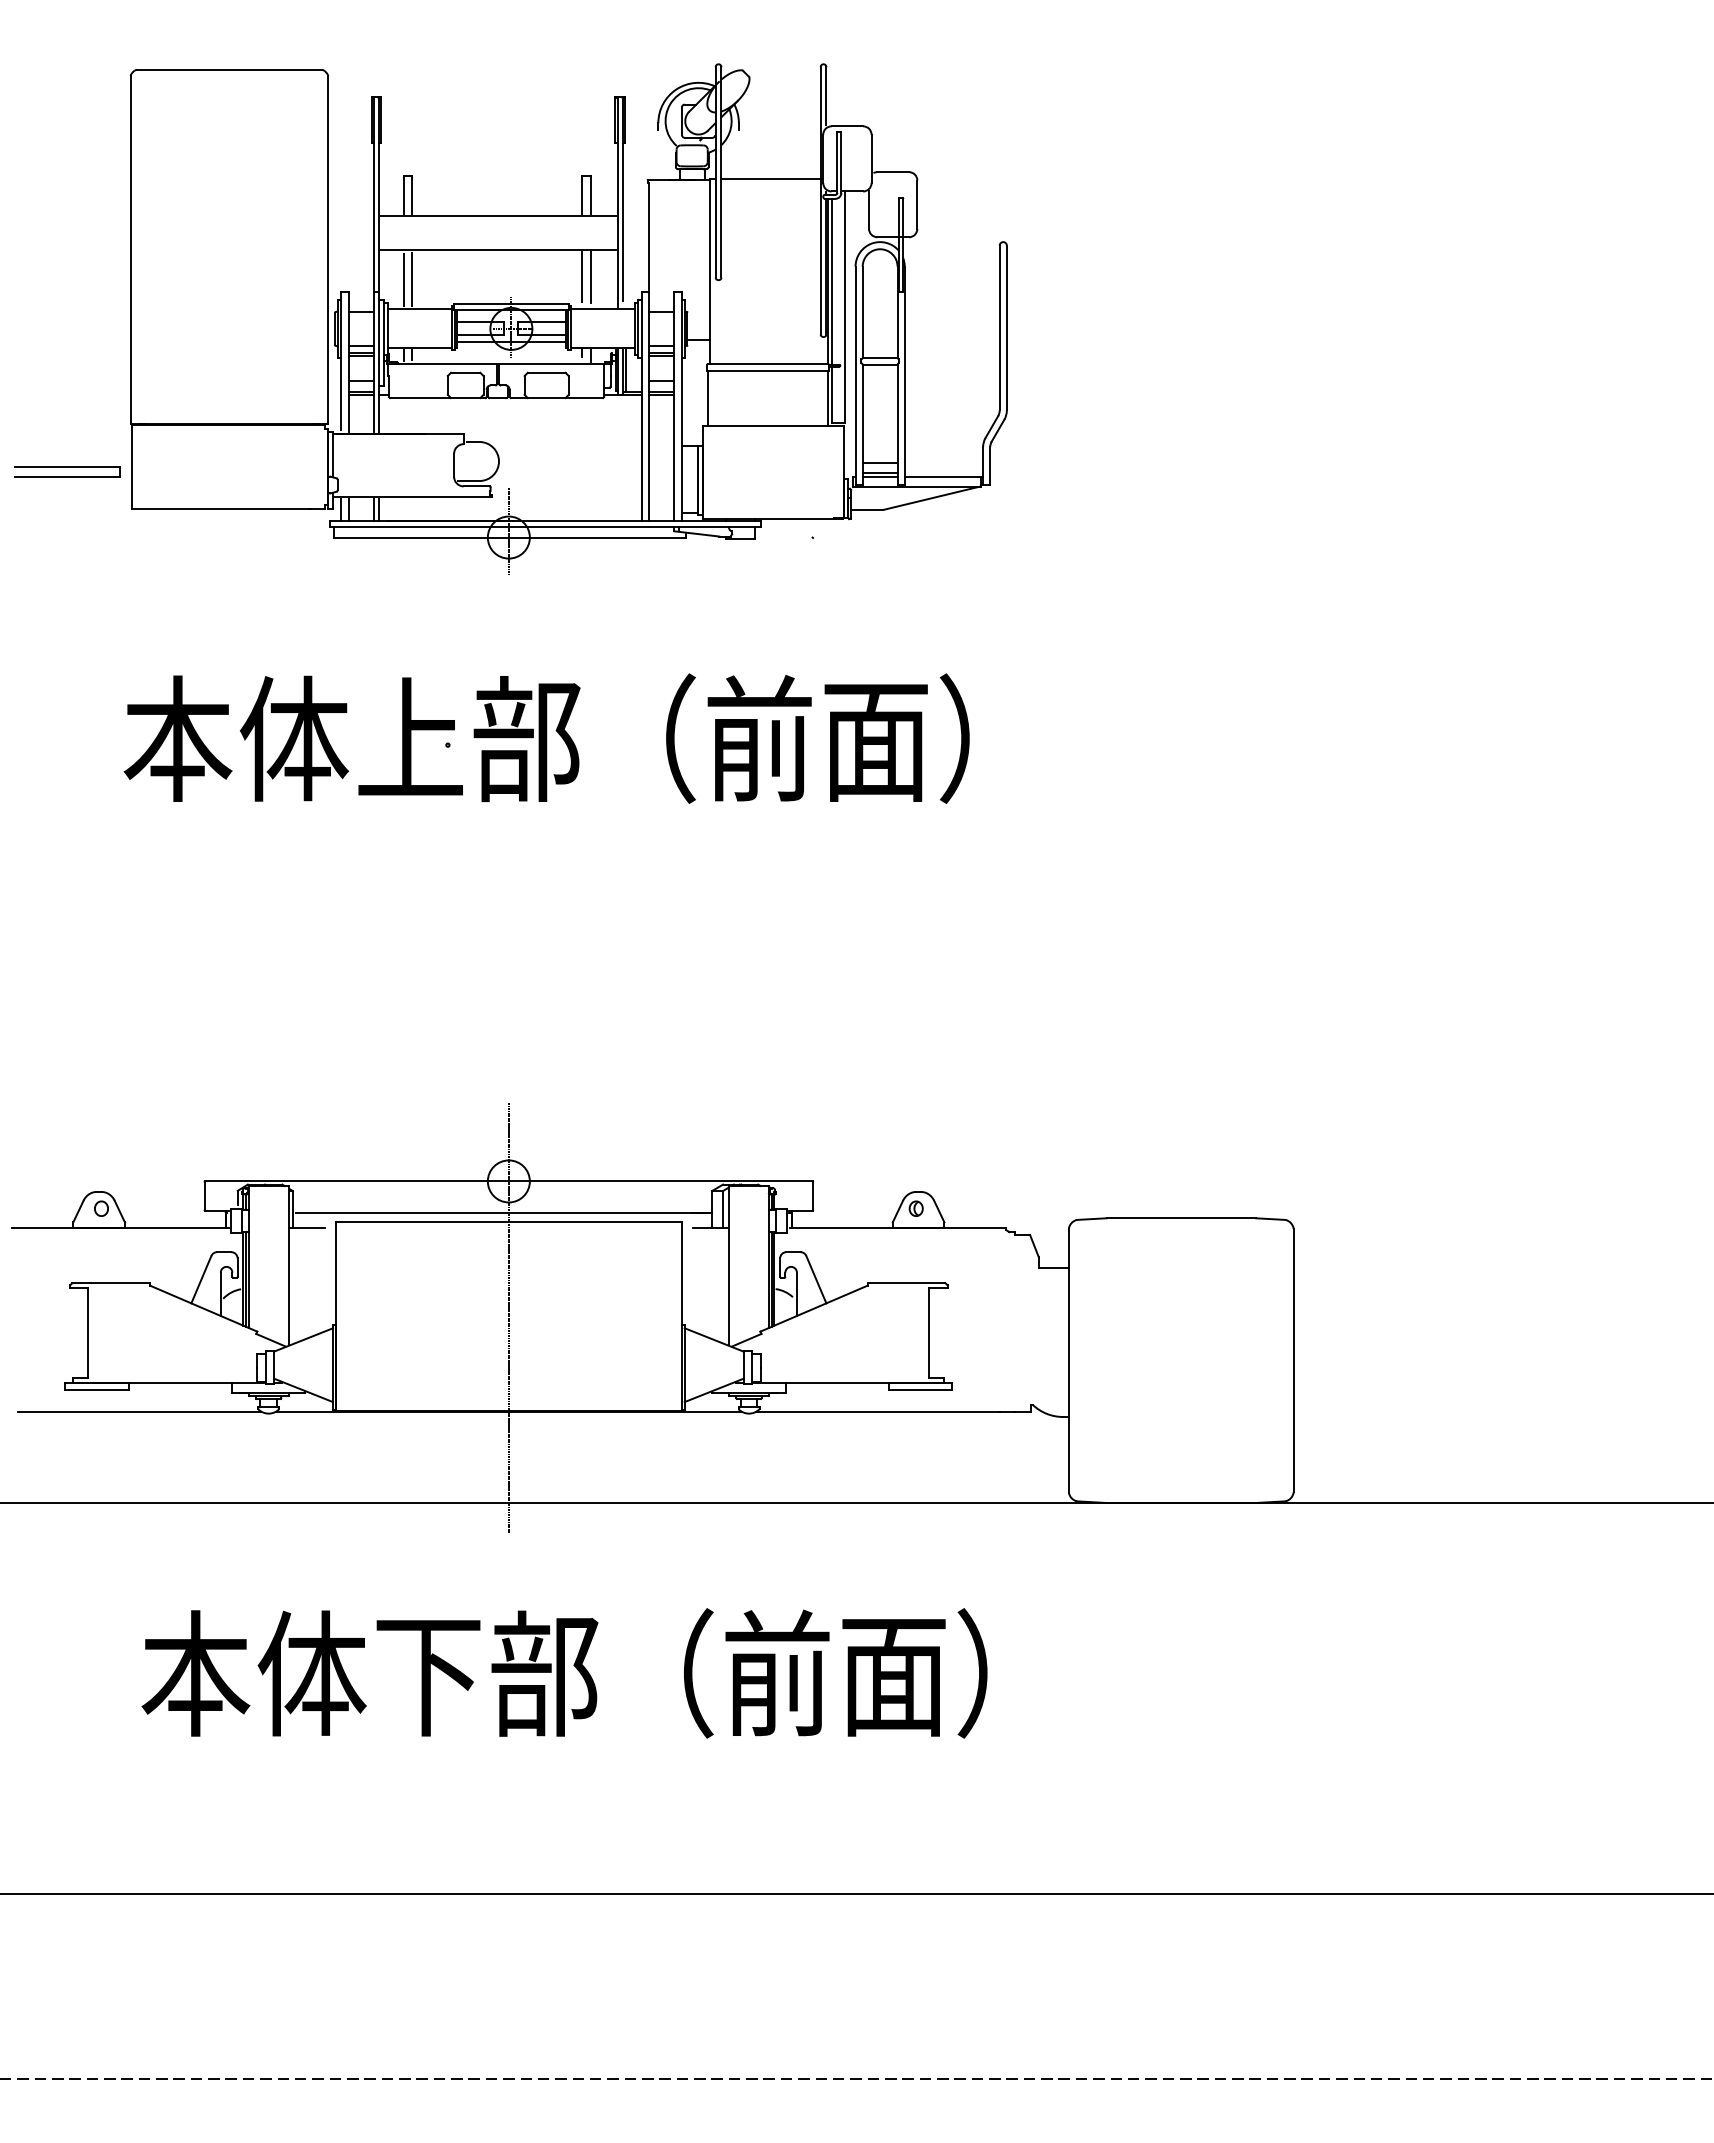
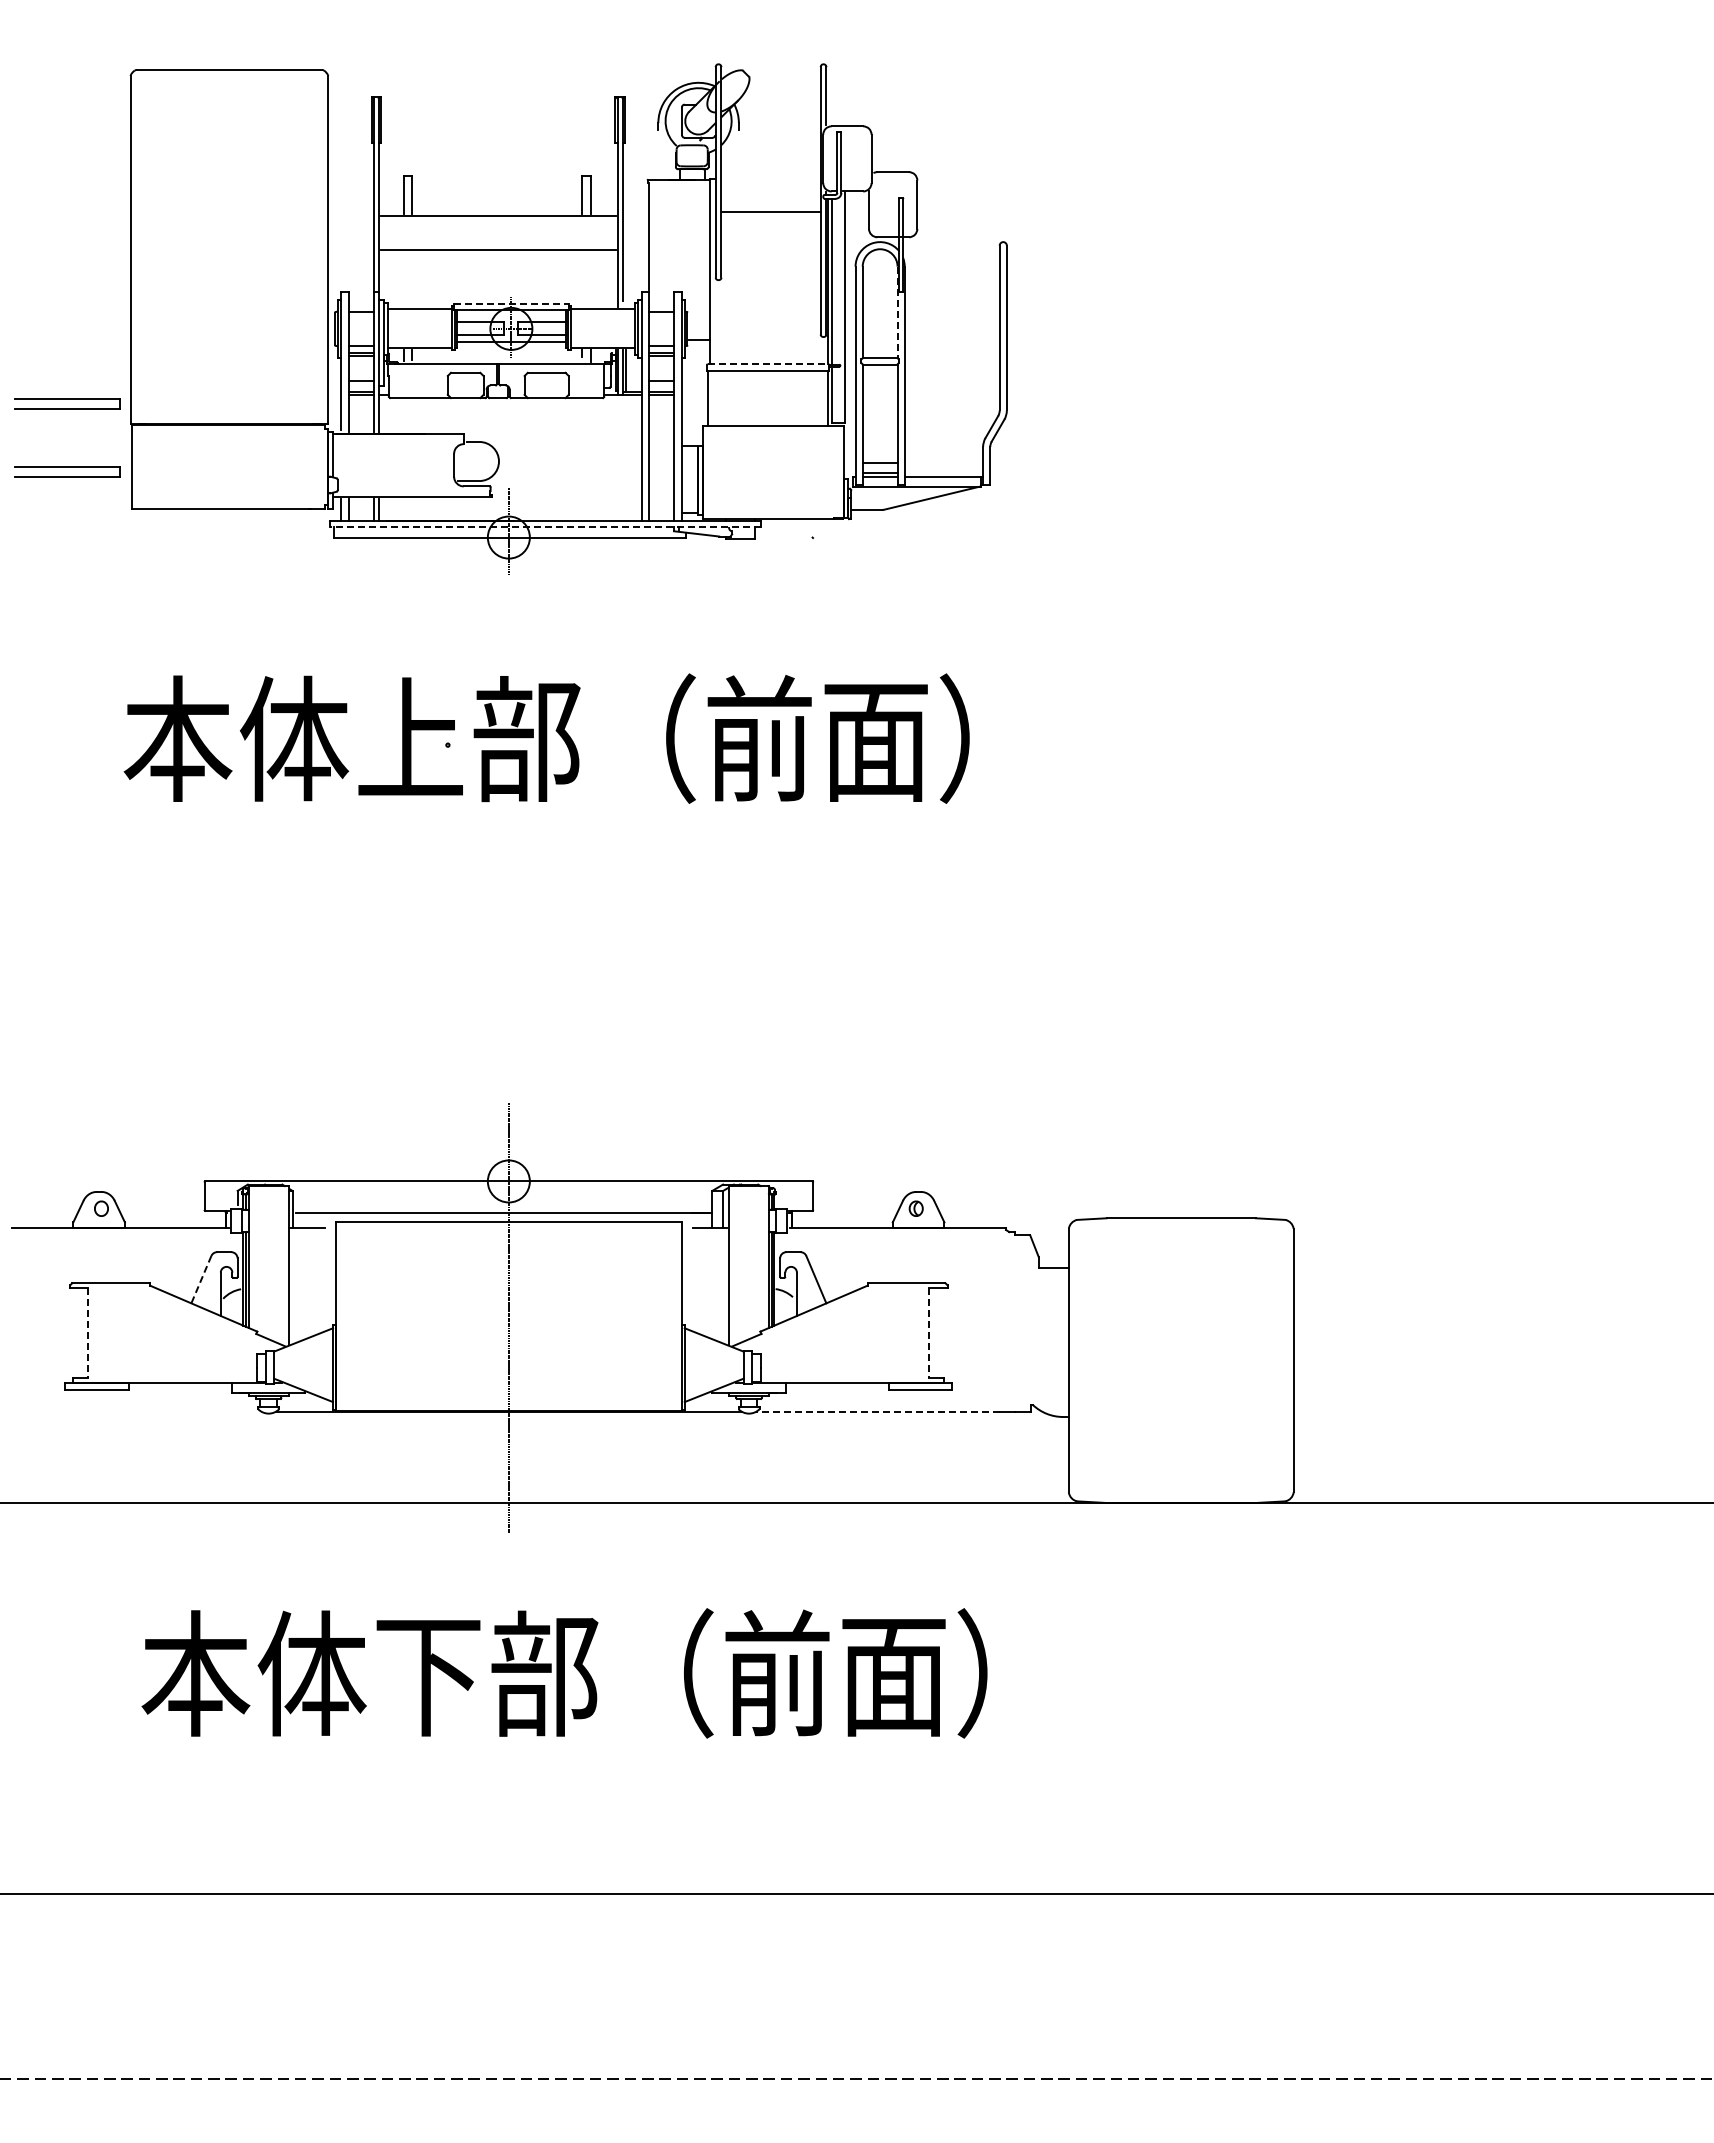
line position: (770, 179) -> (770, 212) (770, 212)
line: present -> none (582, 276)
line: present -> none (590, 276)
line: present -> none (404, 279)
line: present -> none (411, 279)
line: solid -> dashed (511, 303)
line: solid -> dashed (897, 312)
line: solid -> dashed (768, 364)
part: none -> present (67, 403)
line: solid -> dashed (544, 527)
line: solid -> dashed (201, 1279)
line: solid -> dashed (88, 1333)
line: solid -> dashed (929, 1333)
line: present -> none (139, 1411)
line: solid -> dashed (877, 1411)
